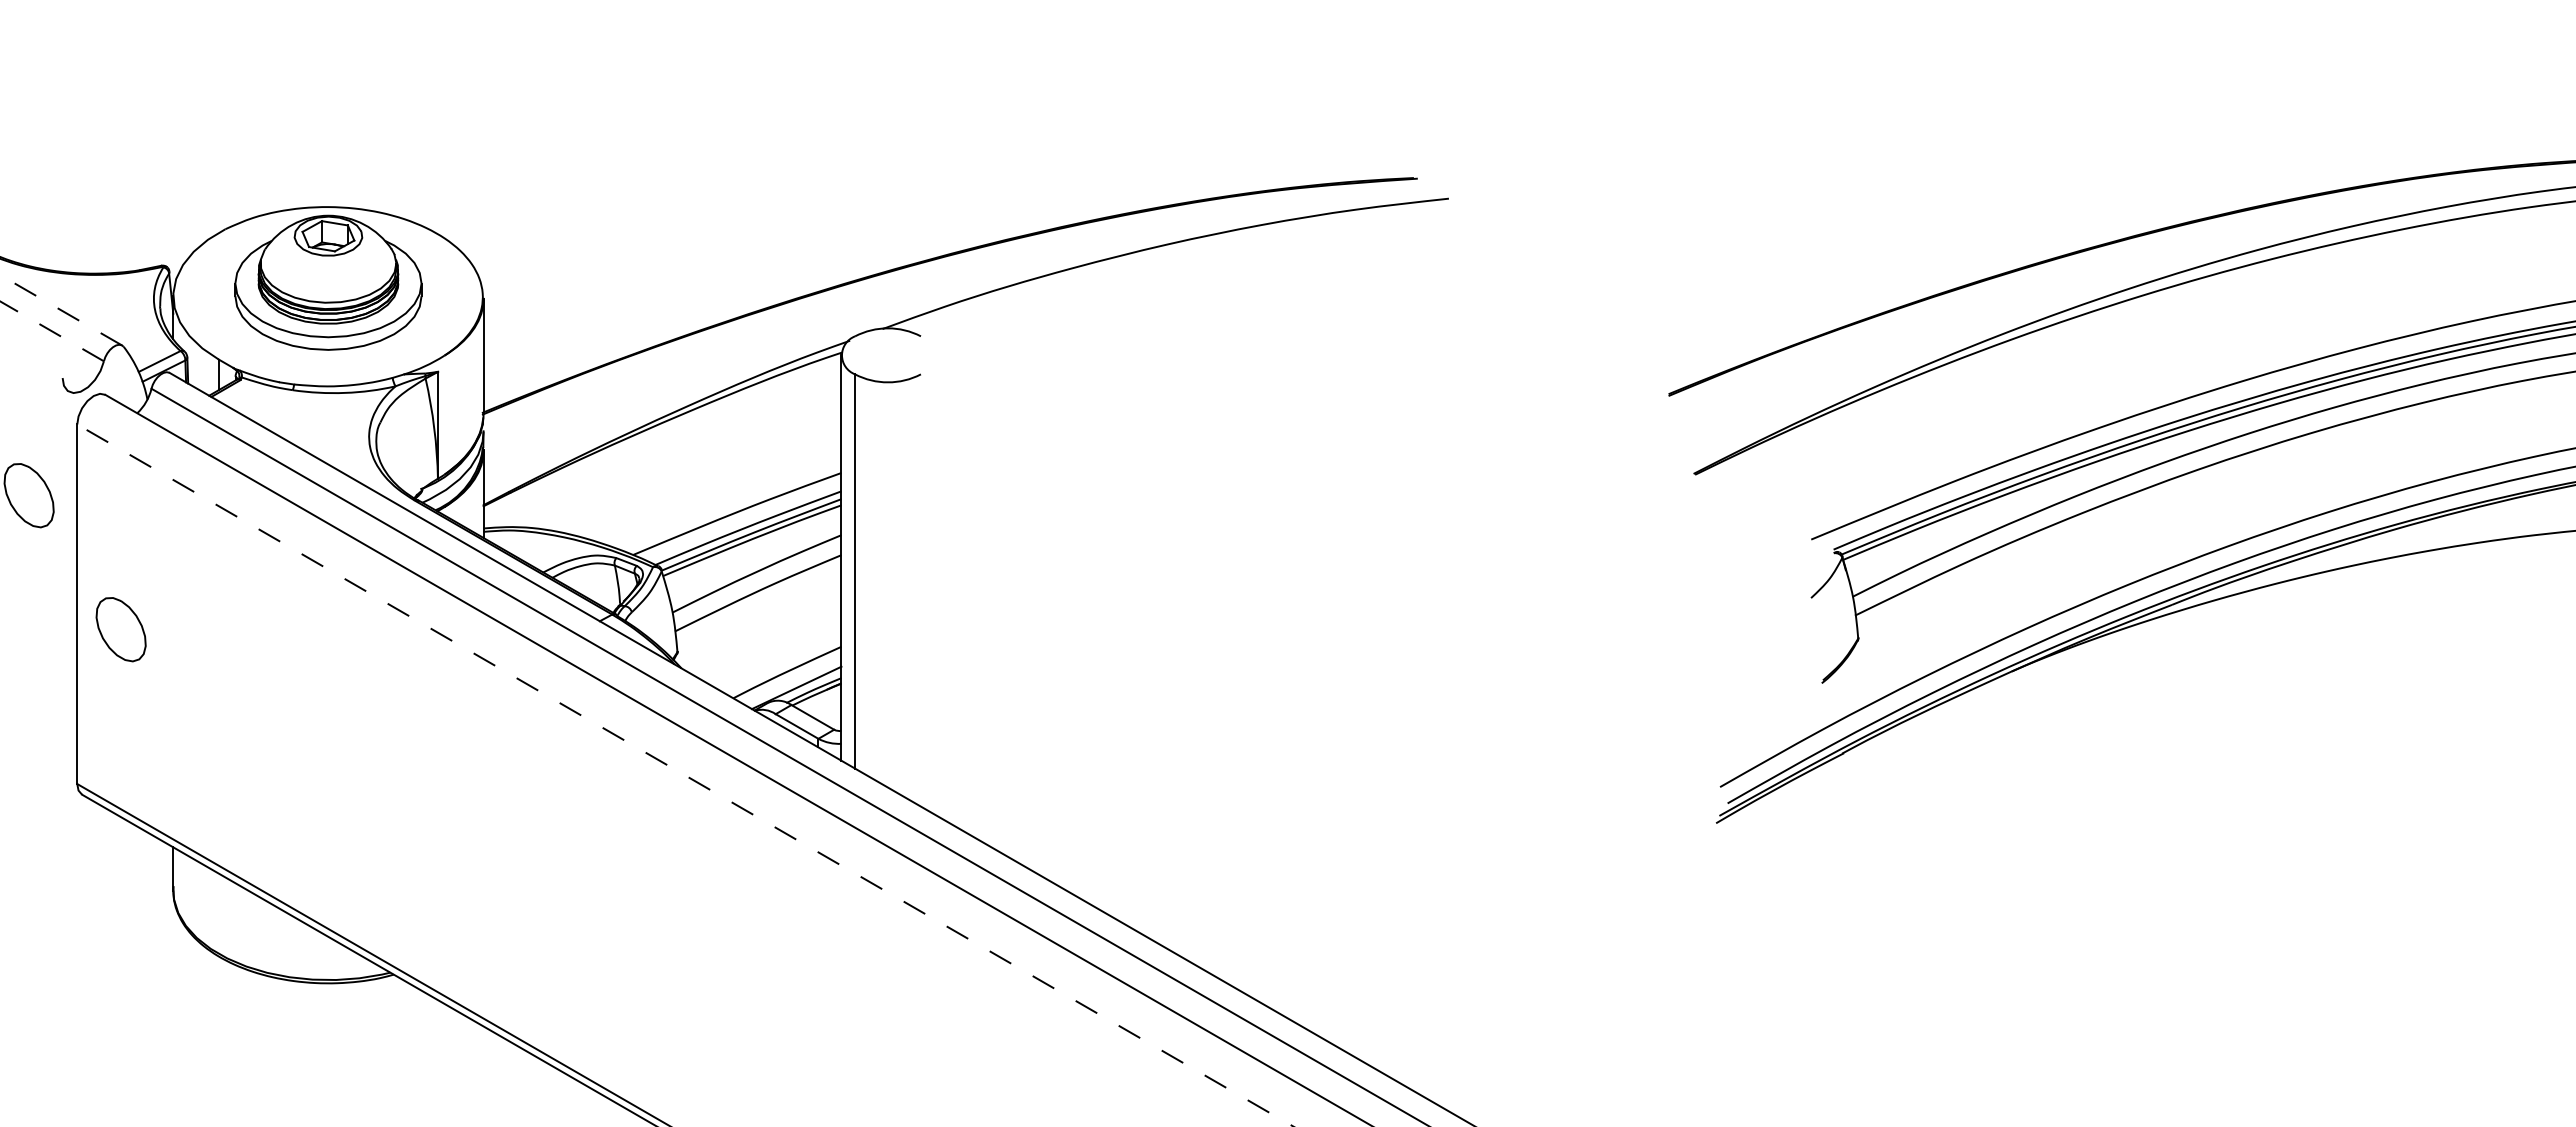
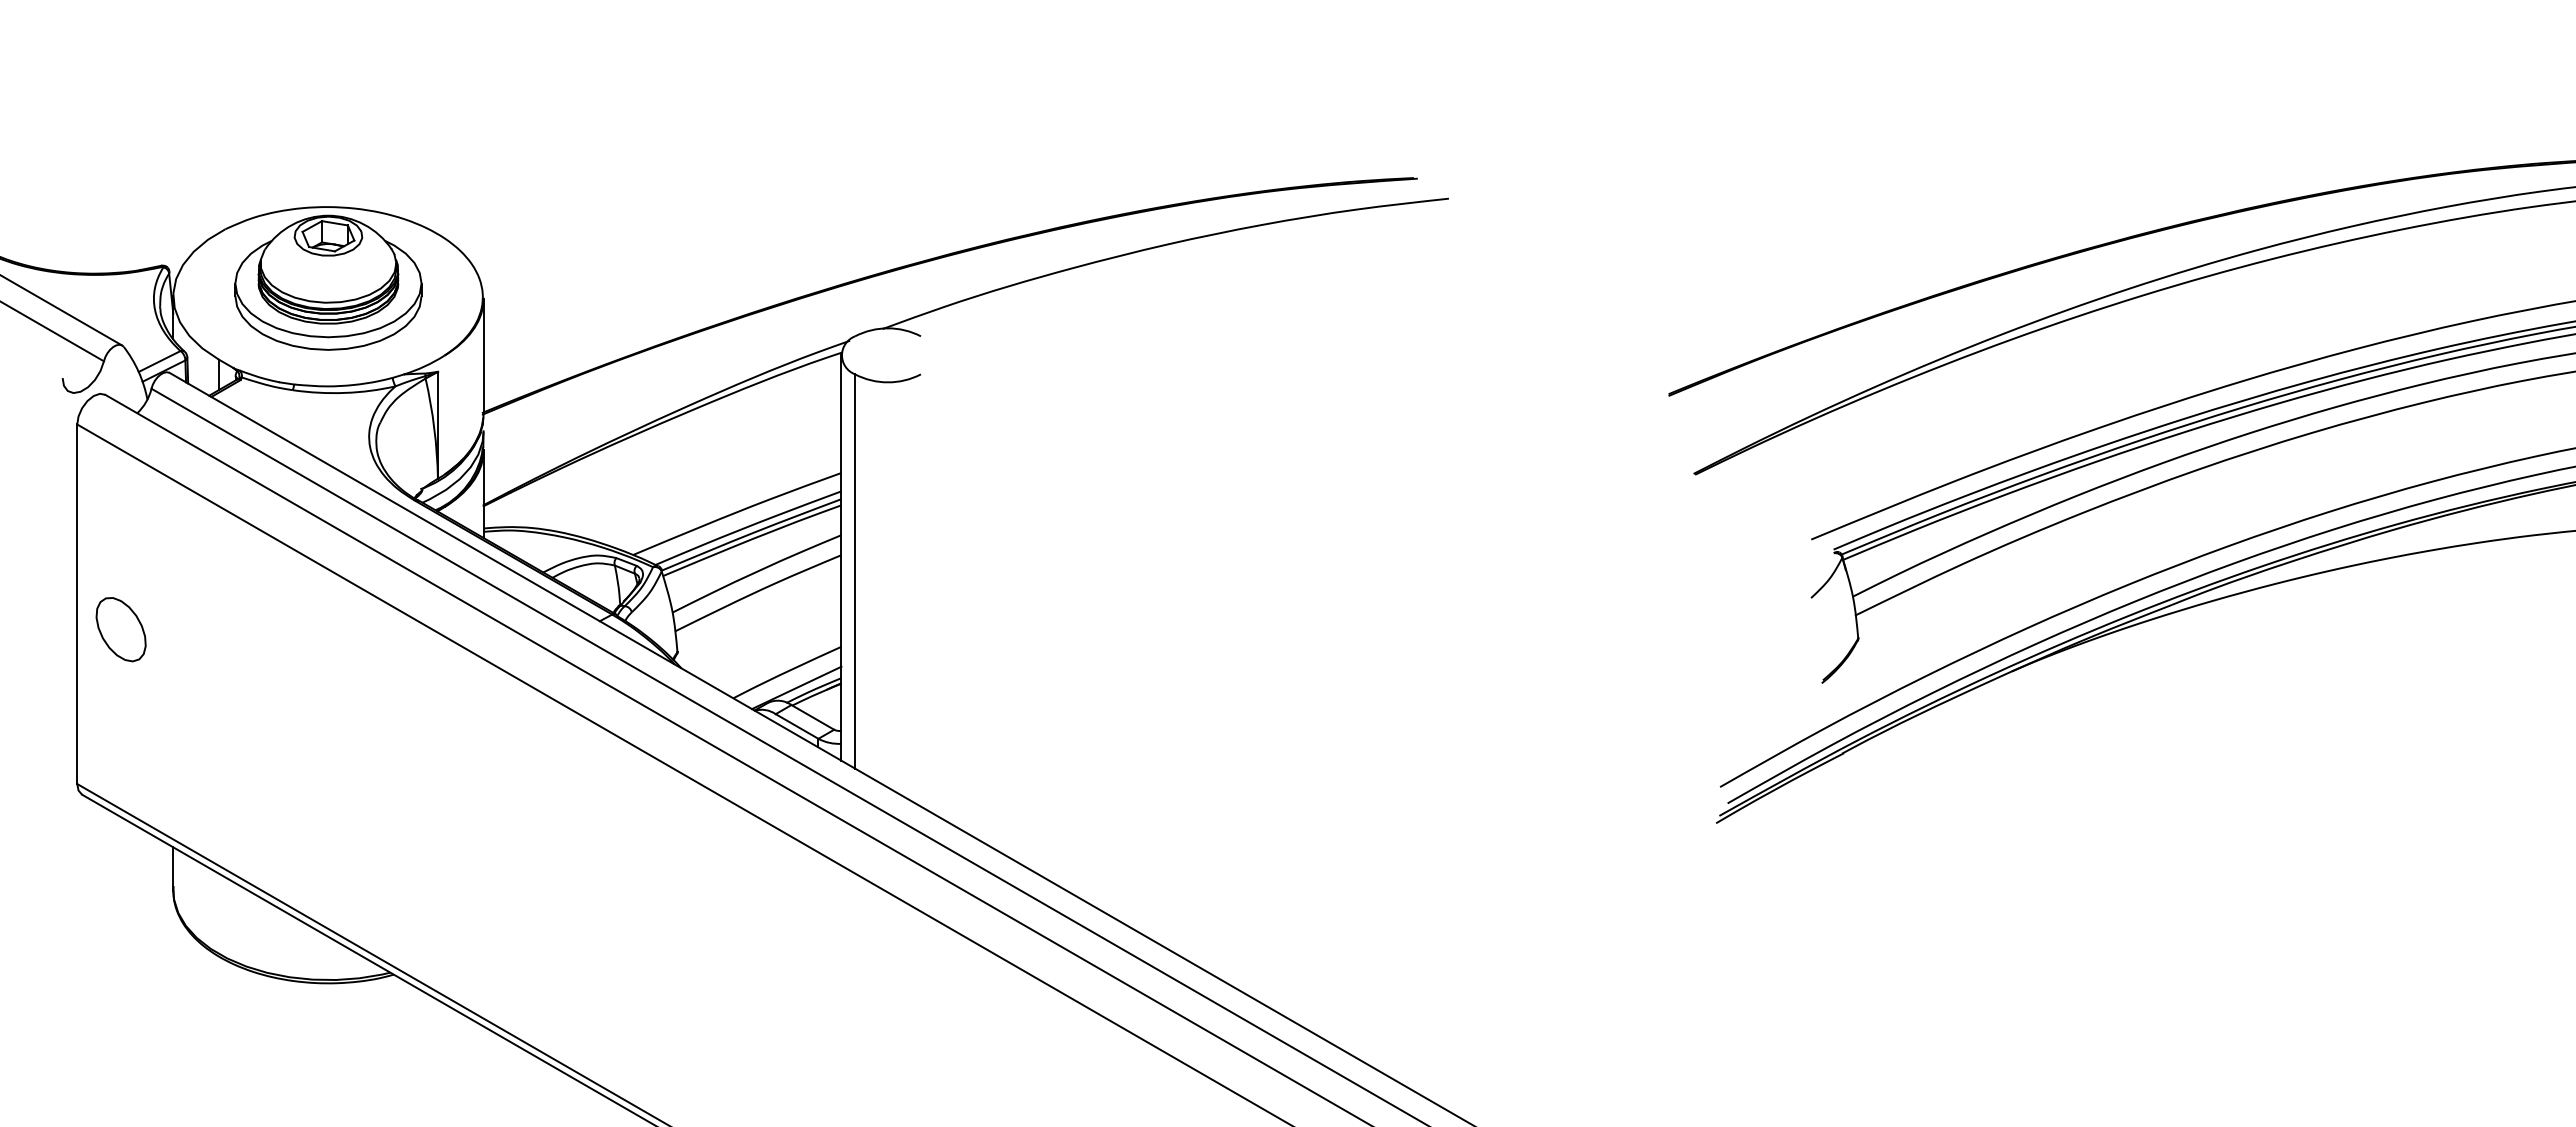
line: dashed -> solid (60, 310)
line: dashed -> solid (52, 331)
part: present -> none (28, 495)
line: dashed -> solid (685, 775)
